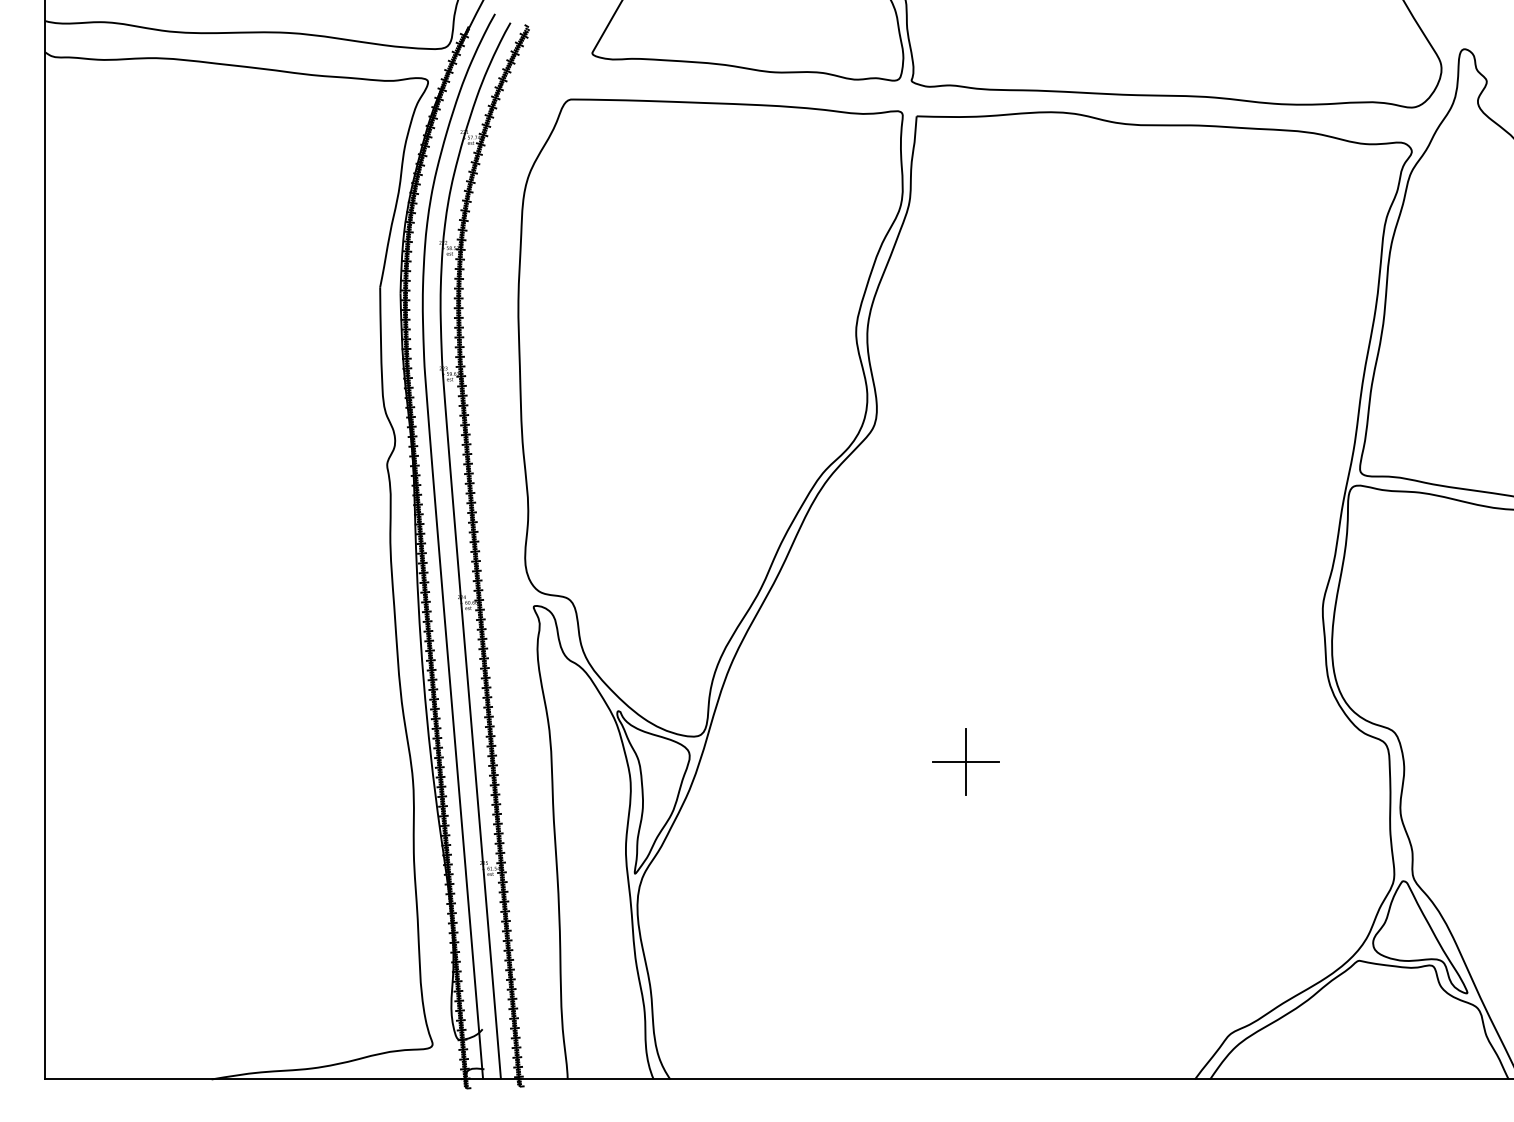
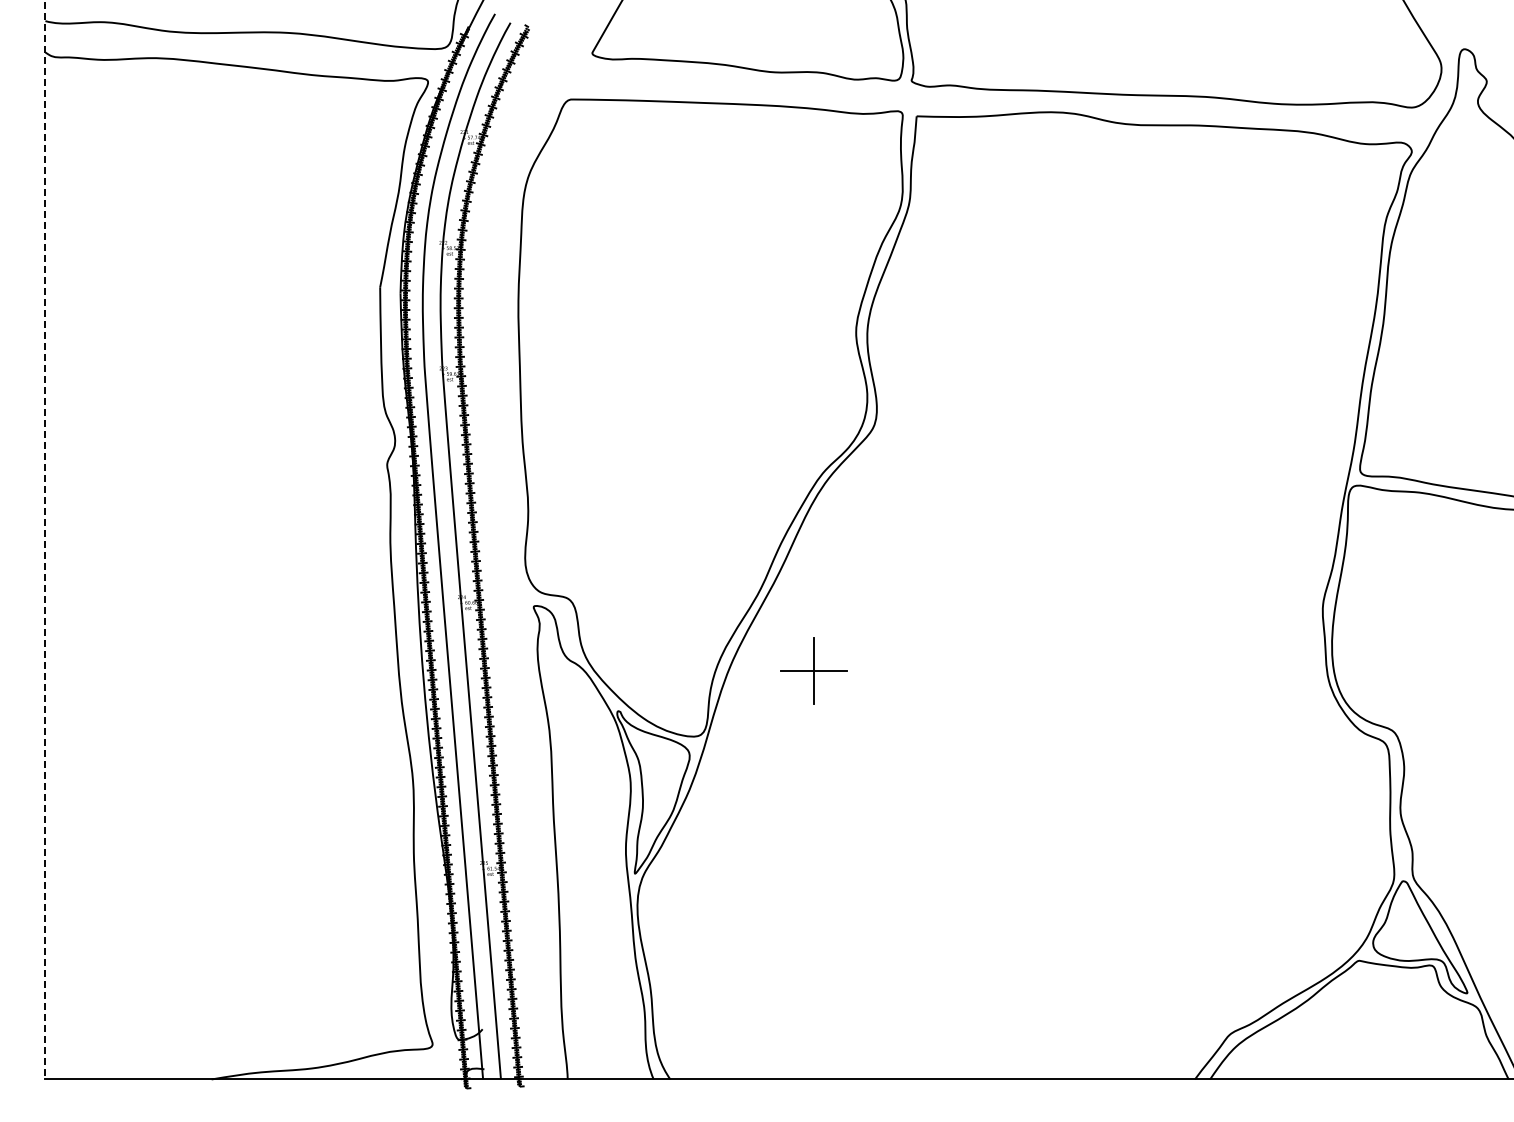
line: solid -> dashed (45, 540)
part position: (965, 761) -> (813, 670) (813, 670)
